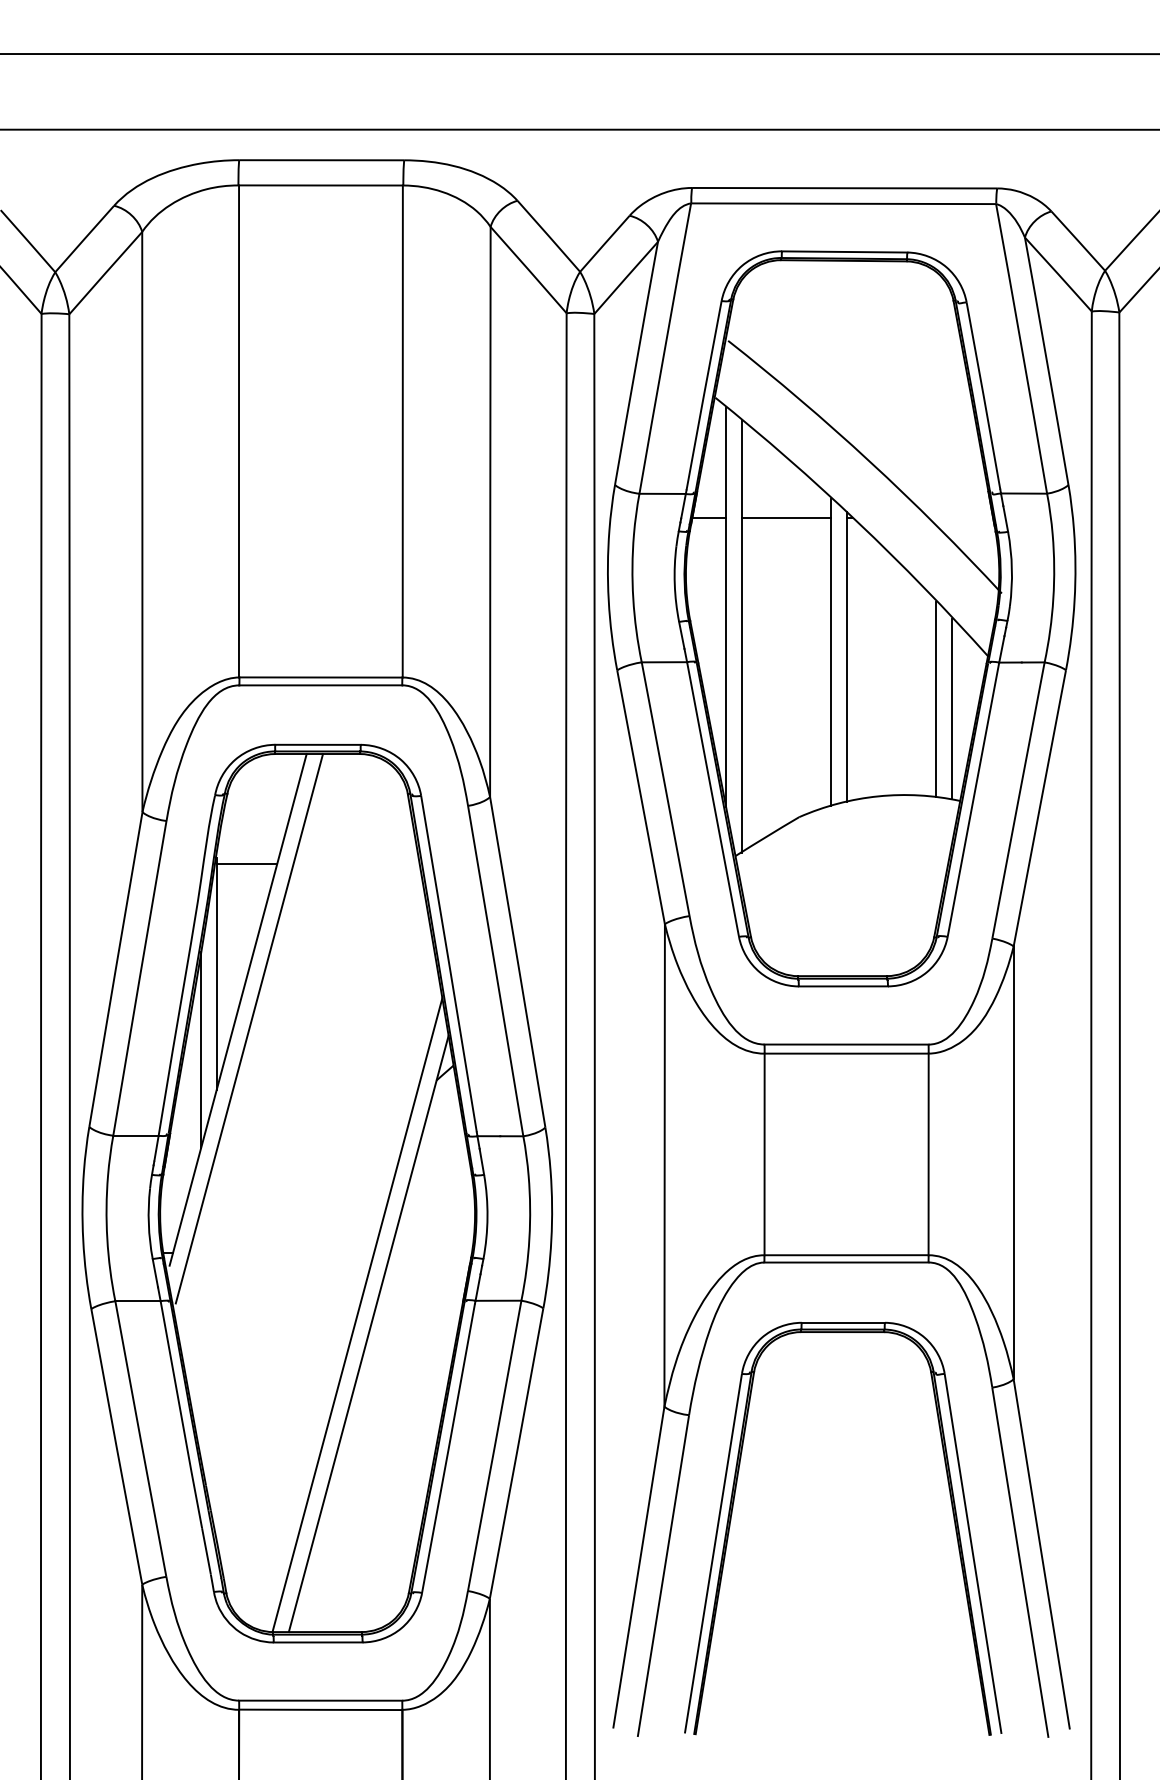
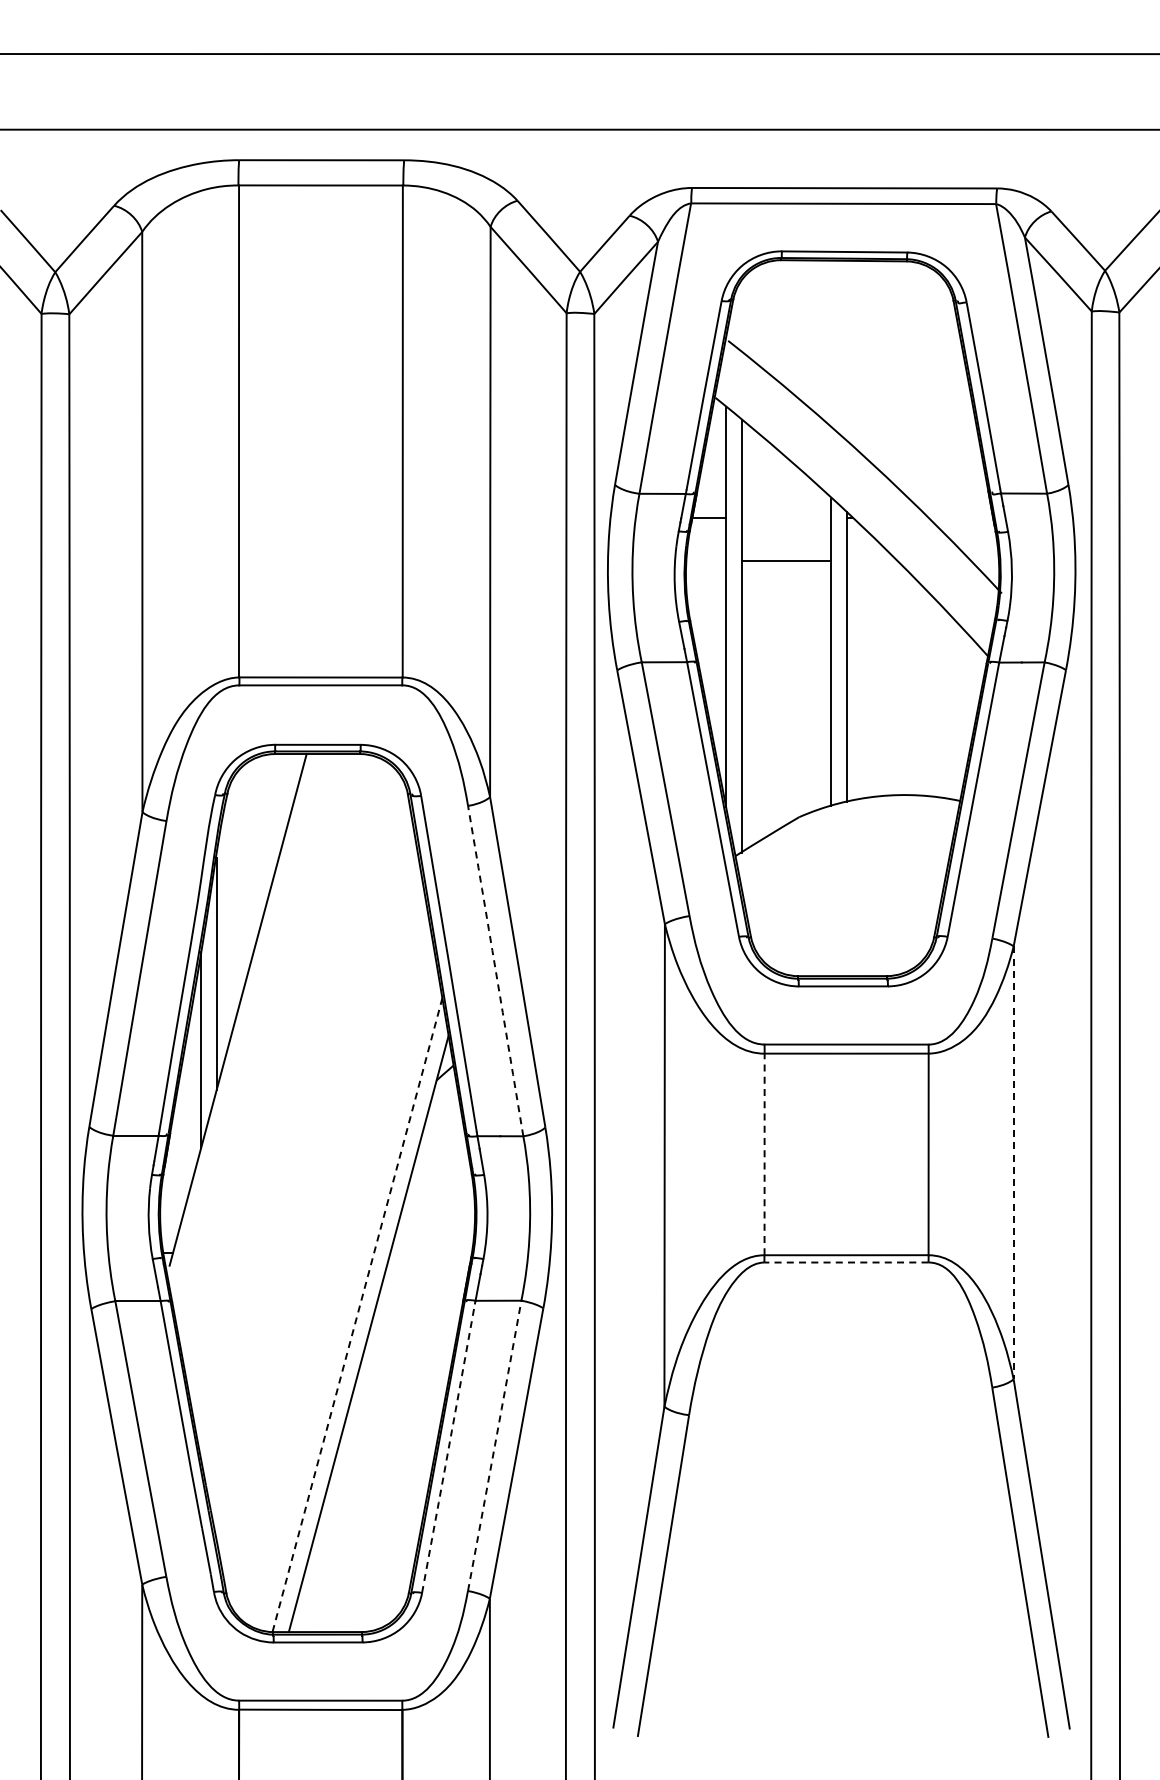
line position: (785, 517) -> (785, 560) (785, 560)
line: present -> none (935, 699)
line: present -> none (951, 708)
line: present -> none (246, 864)
arc: solid -> dashed (495, 971)
line: present -> none (249, 1028)
line: solid -> dashed (764, 1154)
line: solid -> dashed (1013, 1163)
line: solid -> dashed (845, 1262)
line: solid -> dashed (357, 1314)
arc: solid -> dashed (494, 1445)
arc: solid -> dashed (448, 1448)
part: present -> none (951, 1507)
